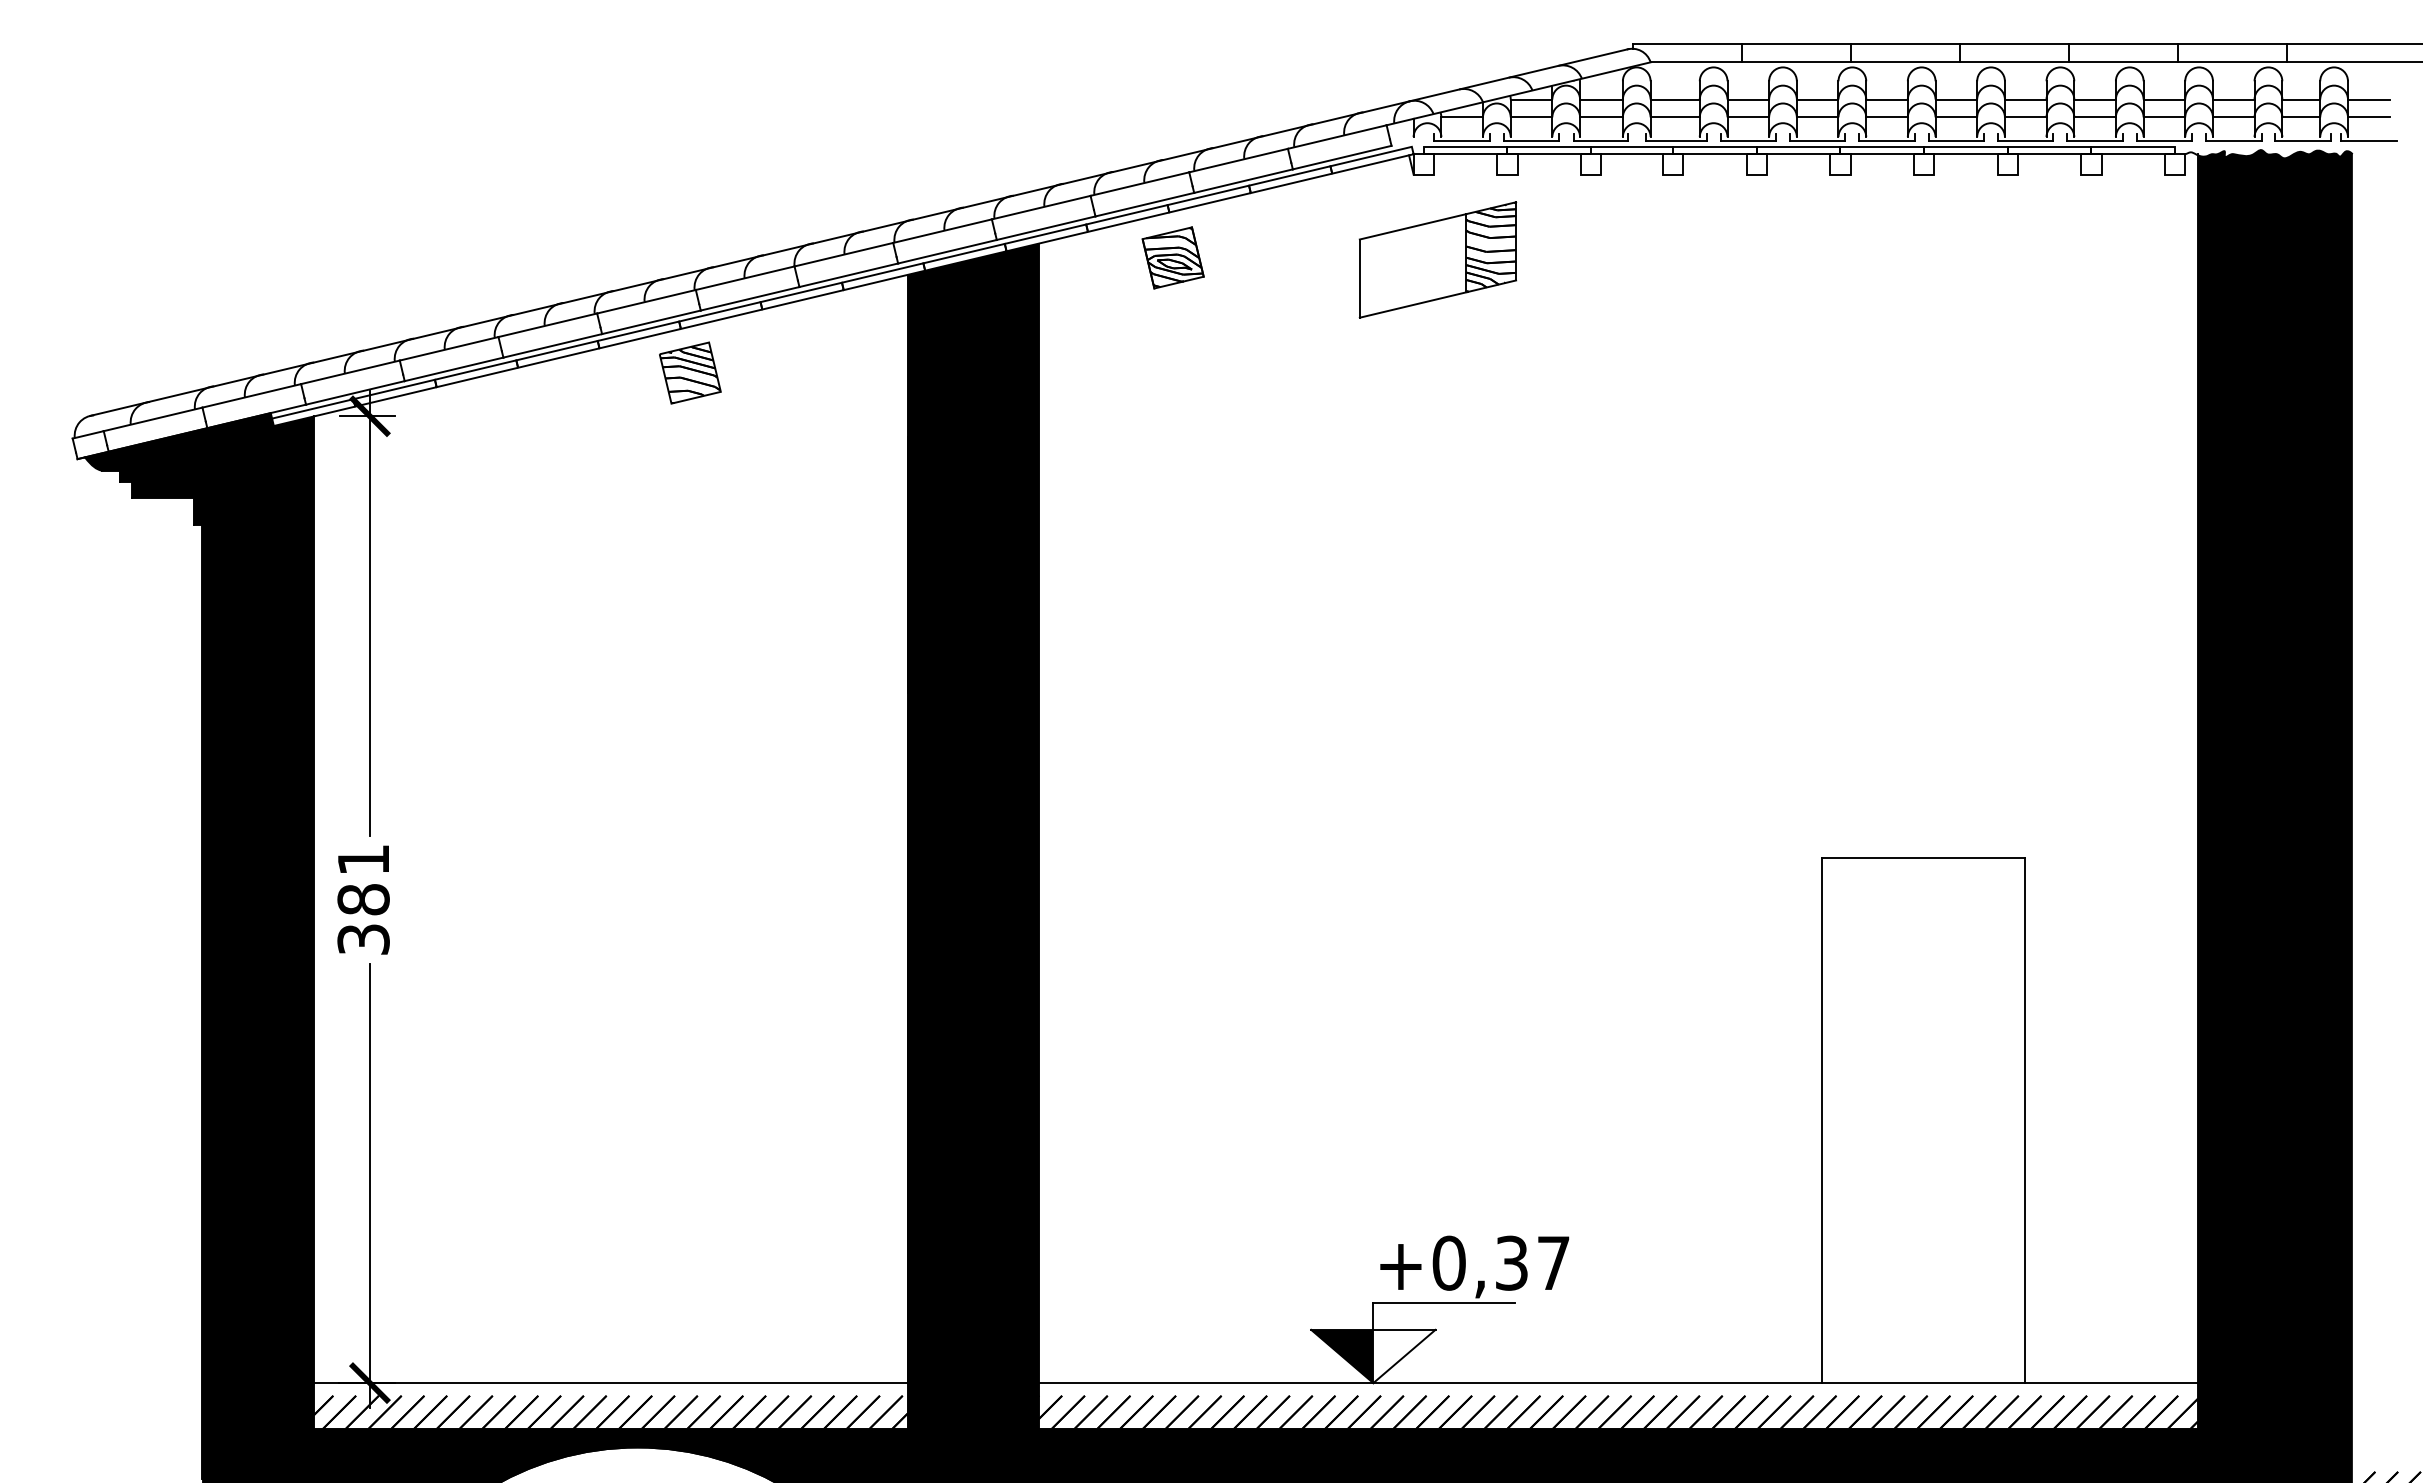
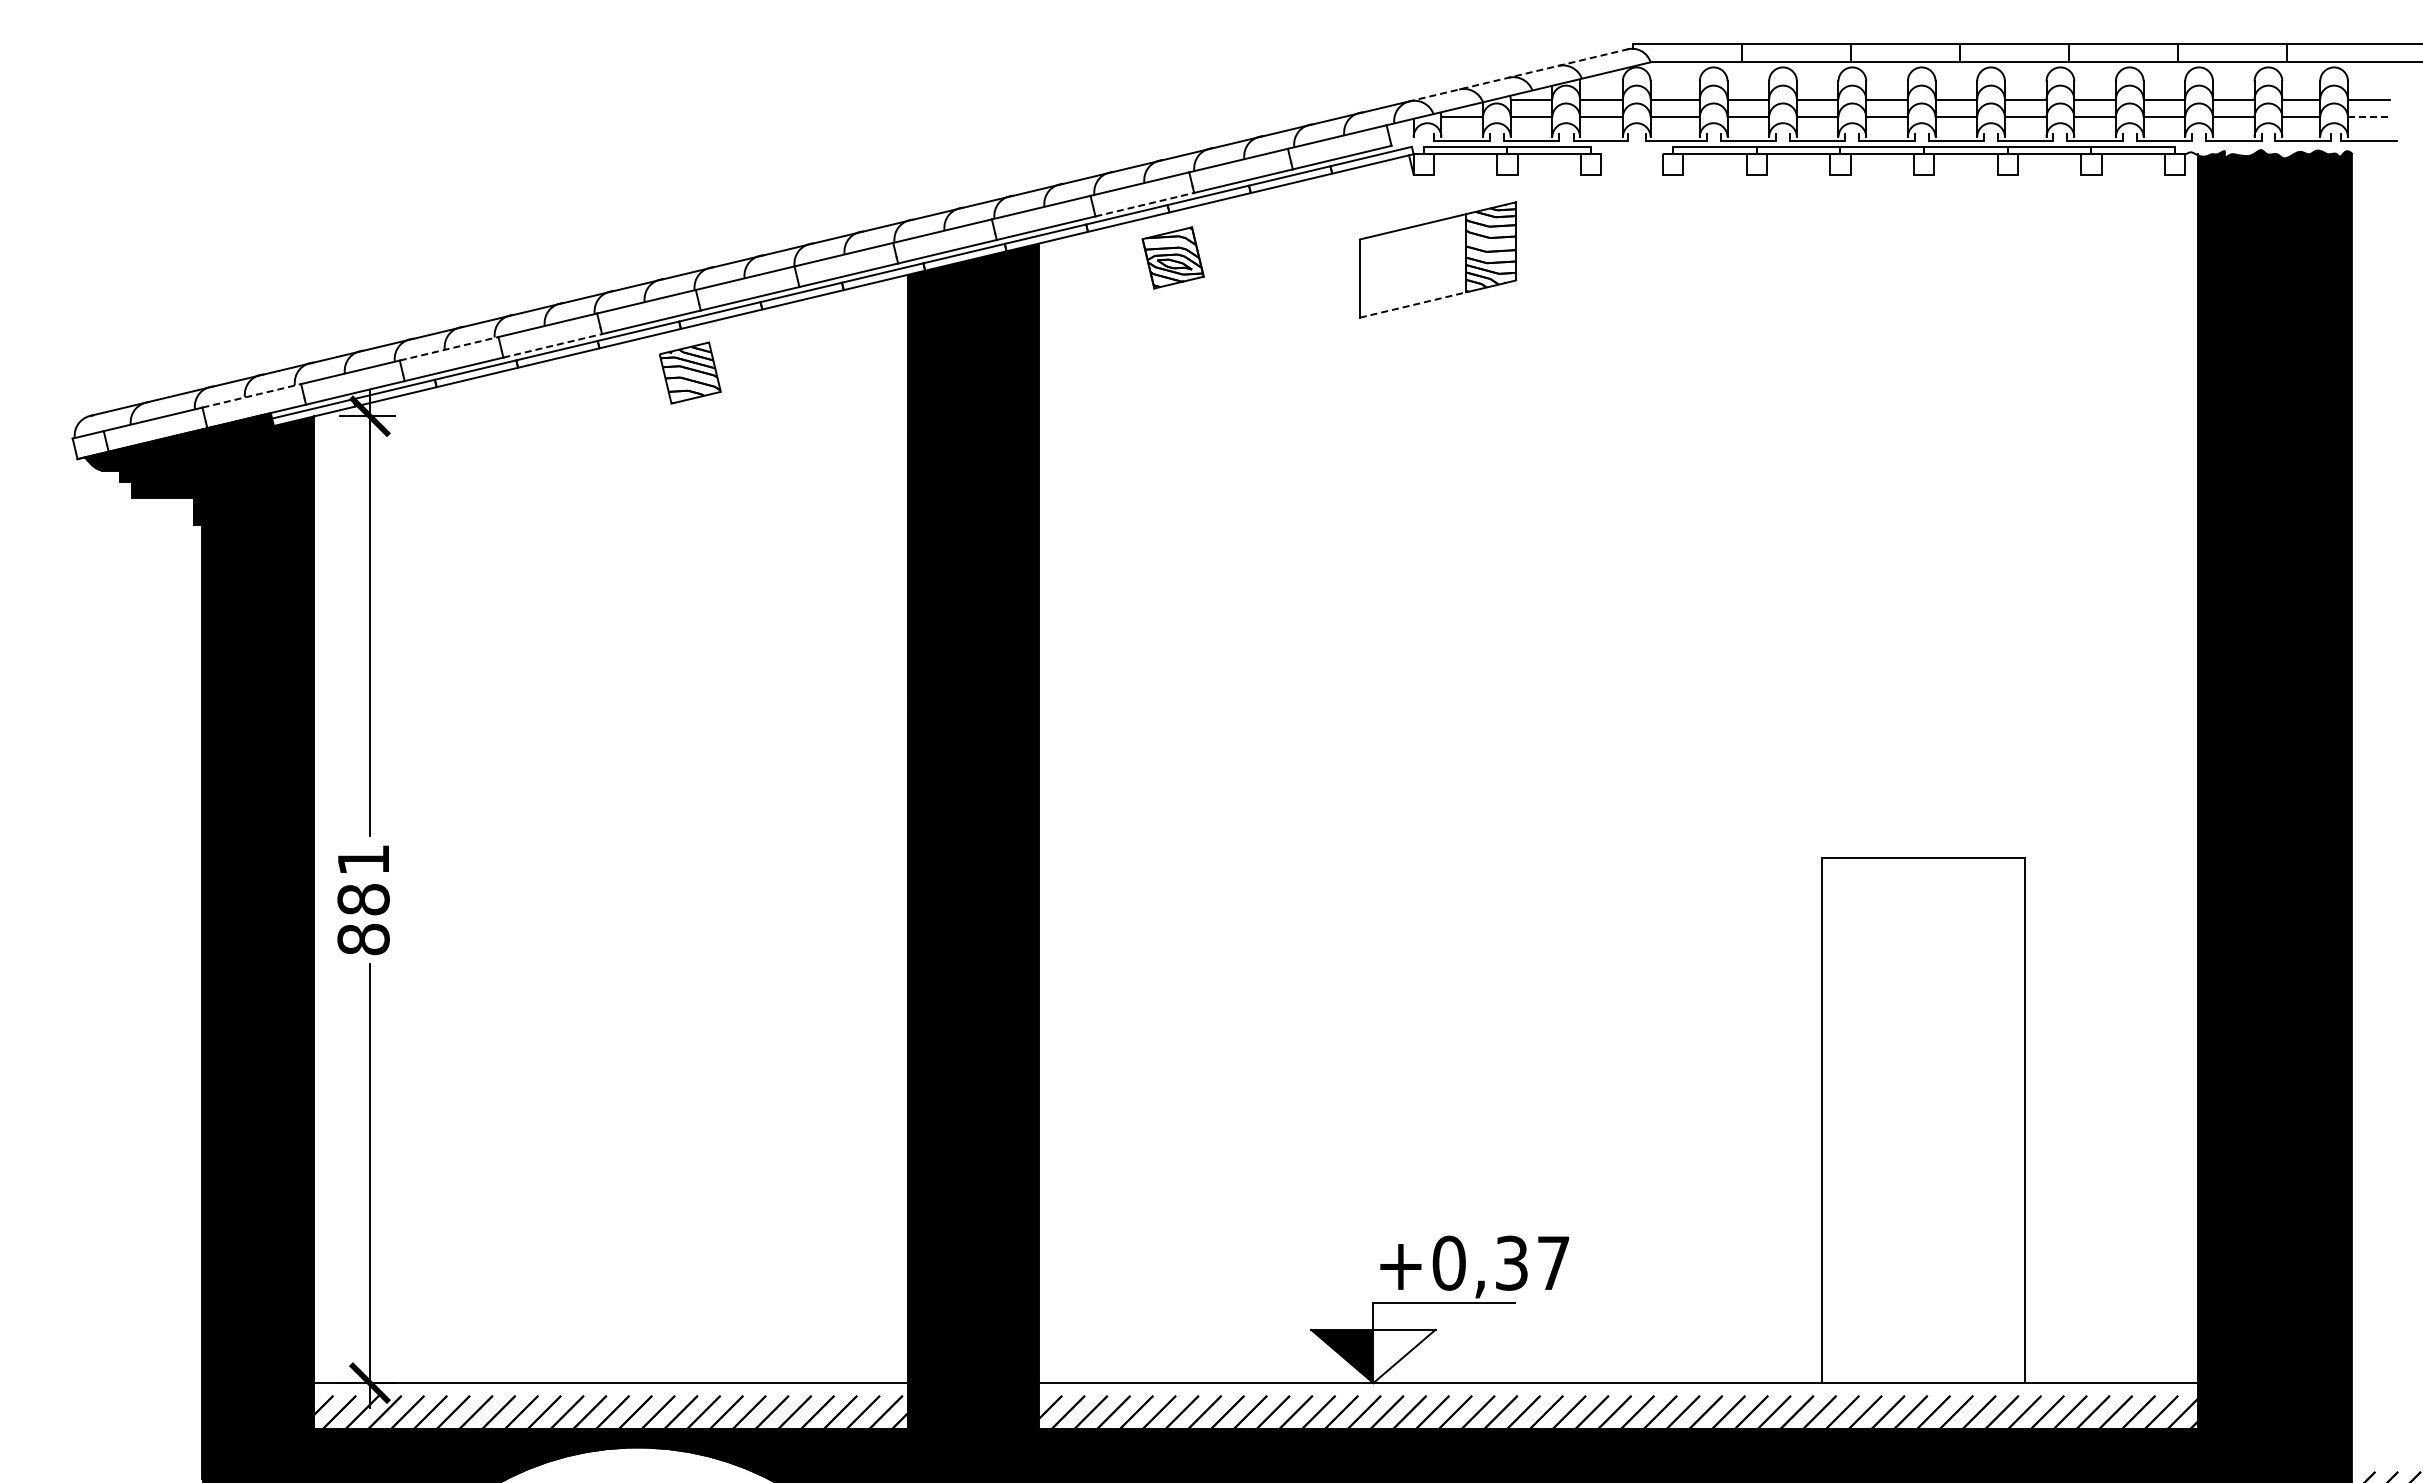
line: solid -> dashed (1519, 75)
line: solid -> dashed (2368, 117)
line: present -> none (1631, 146)
line: present -> none (1631, 154)
line: solid -> dashed (1144, 204)
line: solid -> dashed (1414, 304)
line: solid -> dashed (552, 345)
line: solid -> dashed (449, 348)
line: solid -> dashed (251, 395)
text: 381 -> 881 (363, 939)
